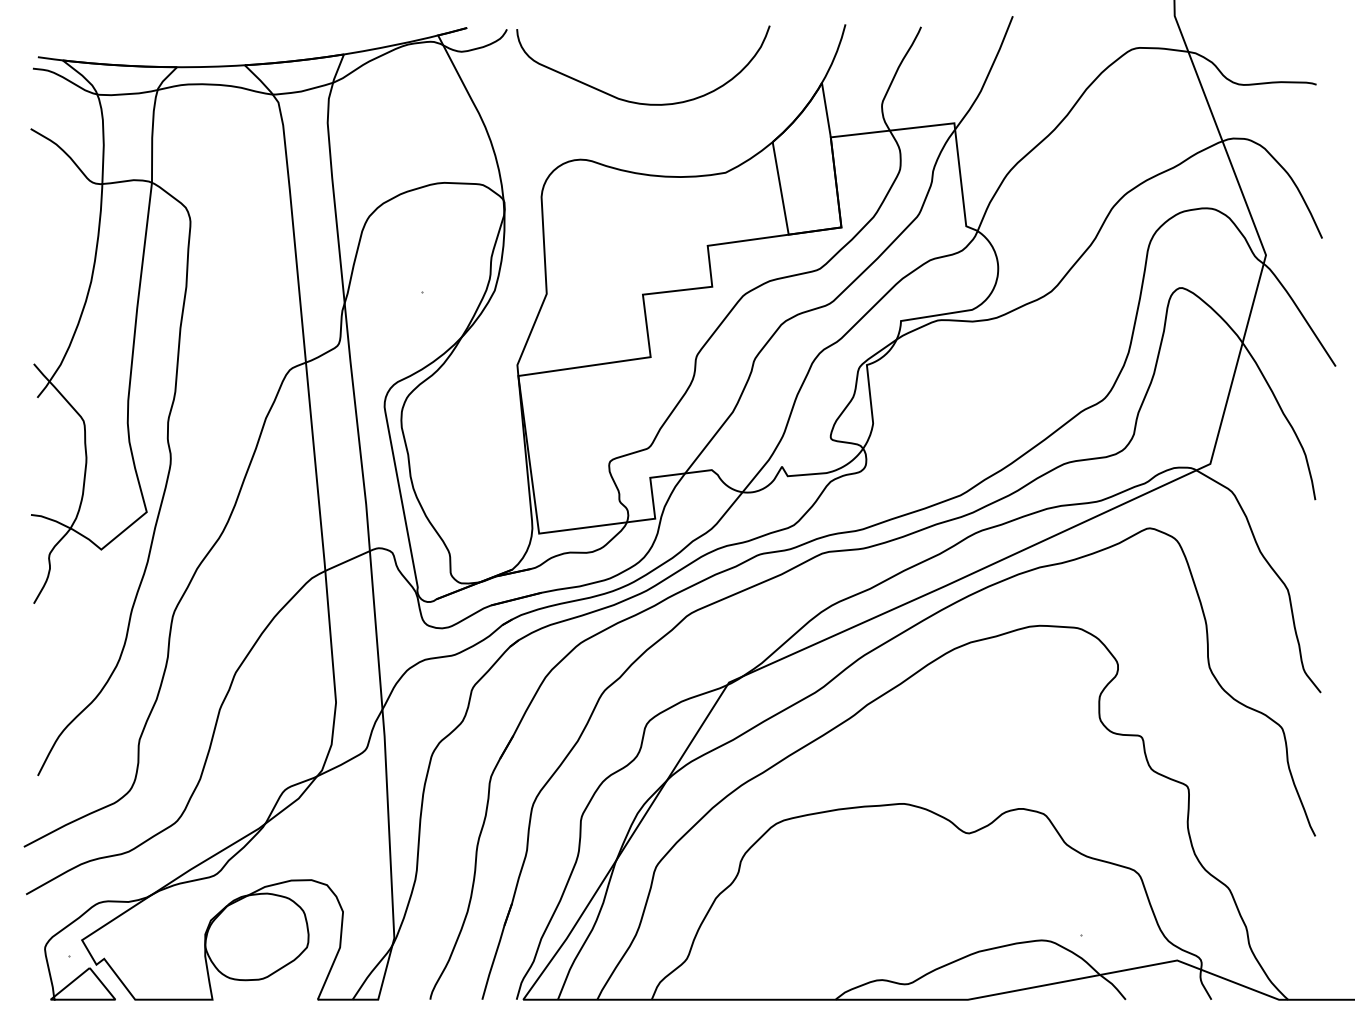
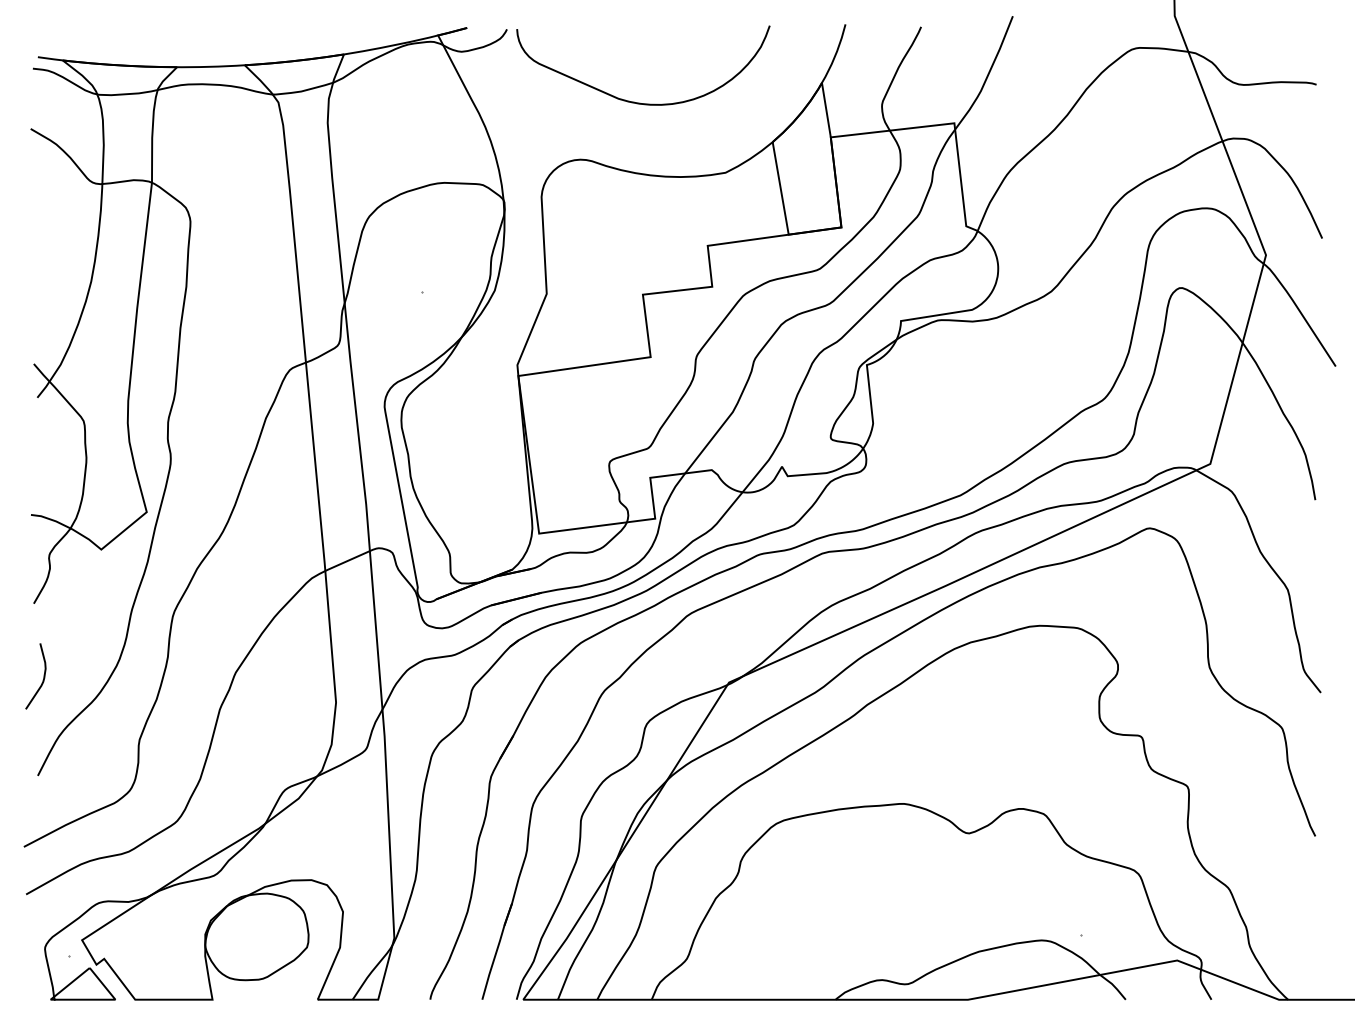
curve: none -> present (43, 676)
